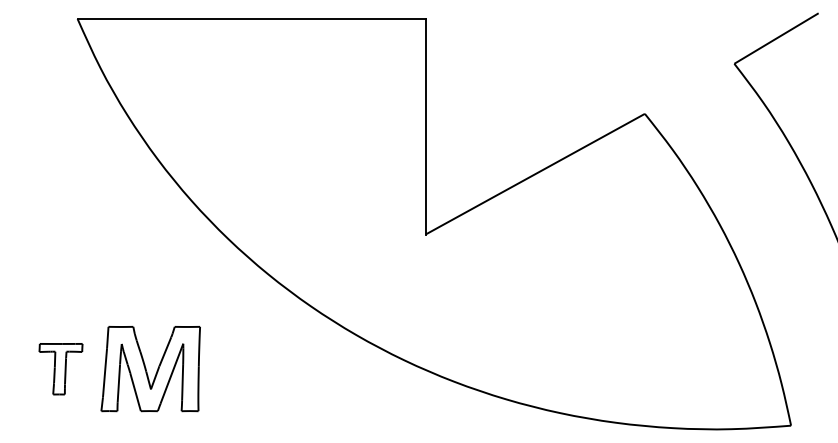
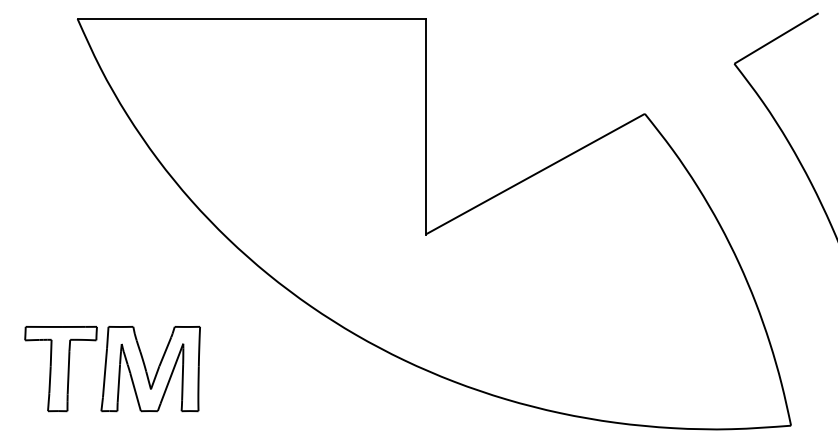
part size: 46x53 px -> 74x87 px (60, 369)
